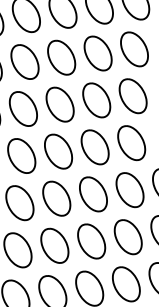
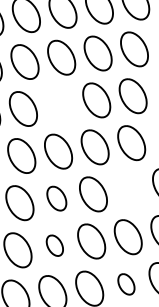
part: present -> none (59, 104)
part: present -> none (129, 190)
part size: 30x37 px -> 22x27 px (56, 198)
part size: 30x37 px -> 19x23 px (54, 245)
part size: 29x37 px -> 19x23 px (126, 284)
